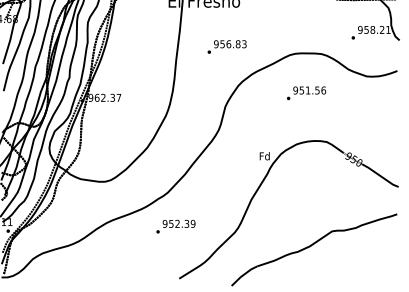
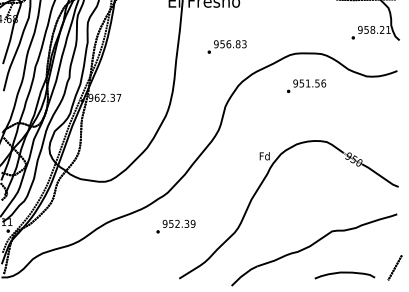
text position: (306, 93) -> (306, 86) (306, 86)
line: none -> present (394, 267)
curve: none -> present (344, 273)
